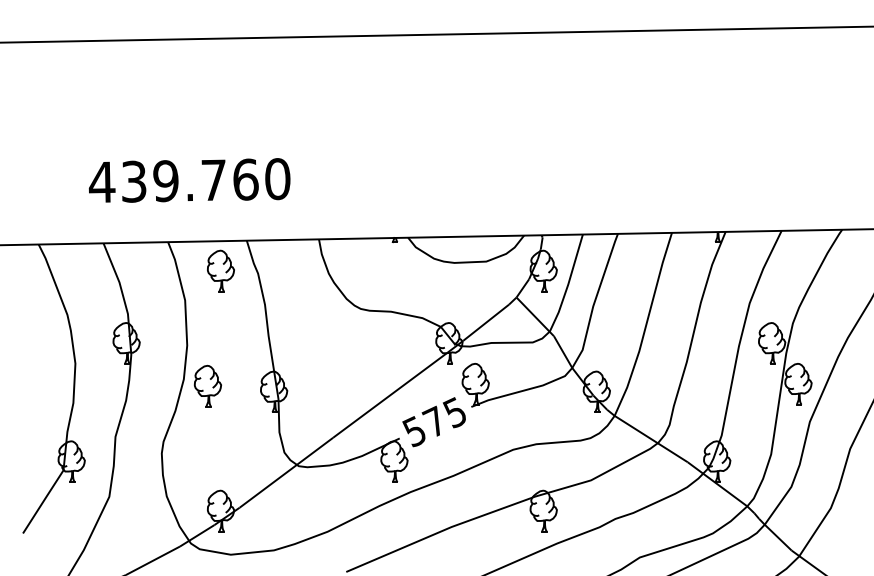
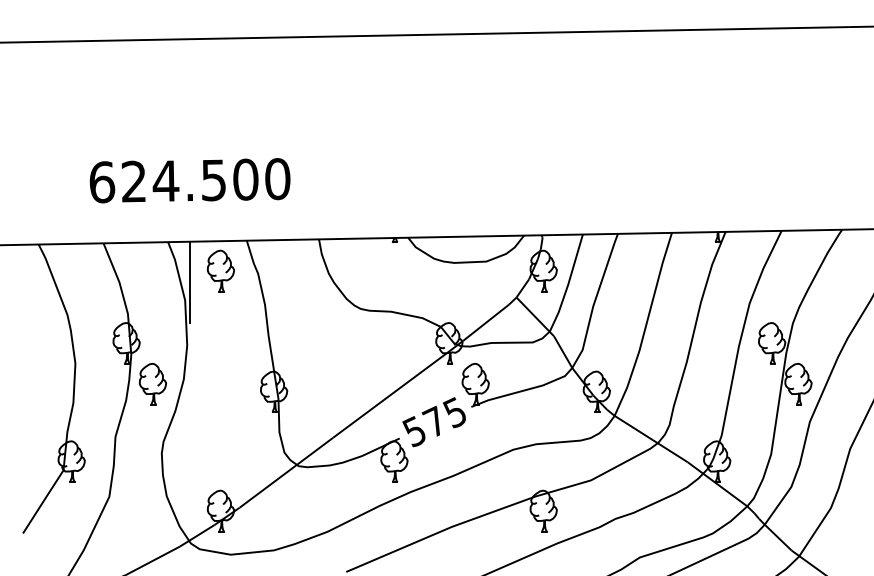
text: 439.760 -> 624.500 (173, 180)
line: none -> present (190, 282)
part position: (207, 385) -> (152, 383) (152, 383)
